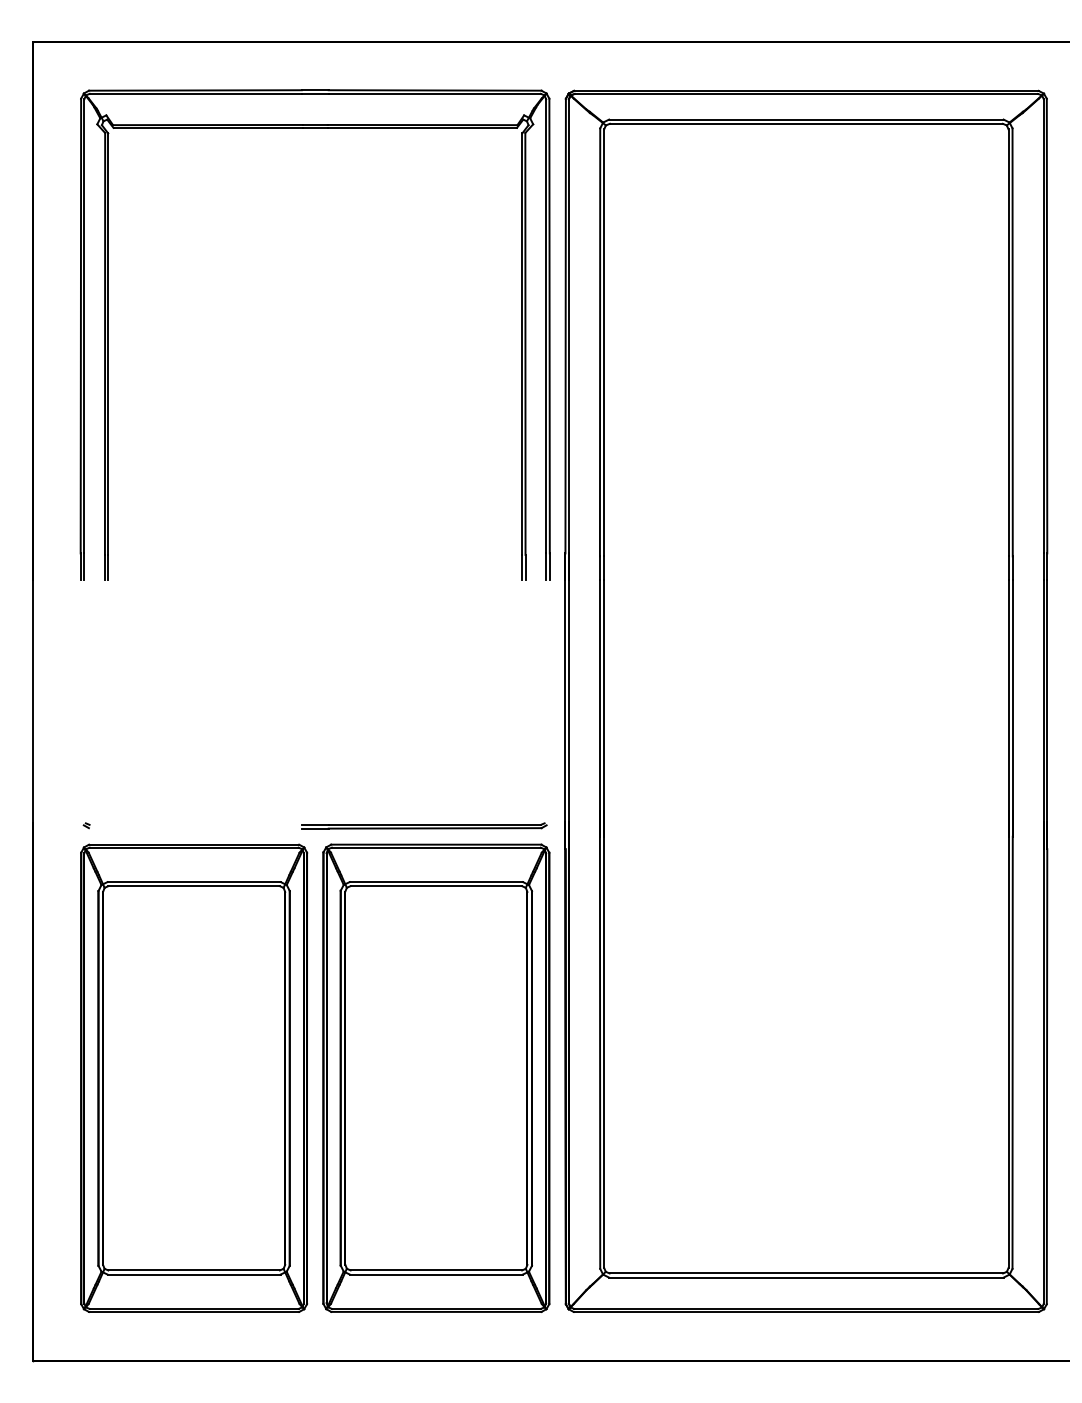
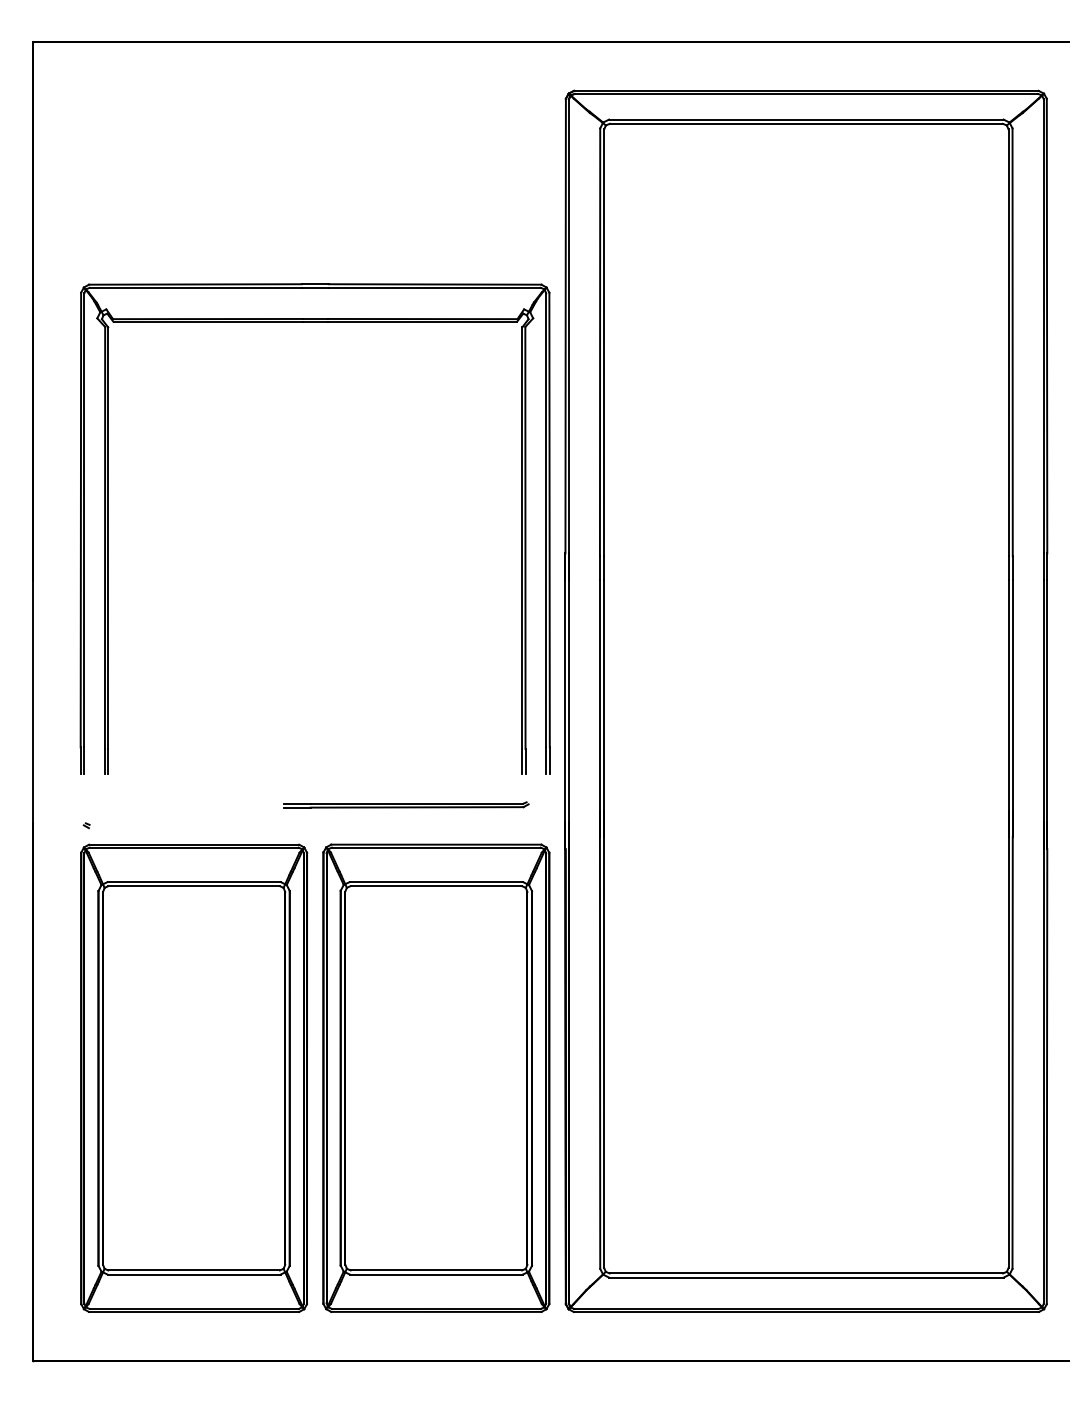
part position: (314, 128) -> (314, 322) (314, 322)
part position: (424, 825) -> (406, 804) (406, 804)
